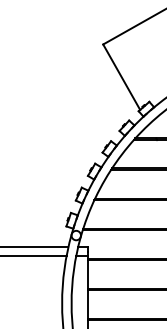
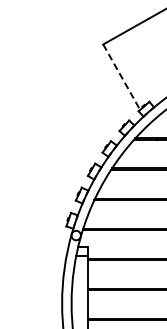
line: solid -> dashed (121, 77)
line: present -> none (35, 246)
line: present -> none (34, 256)
